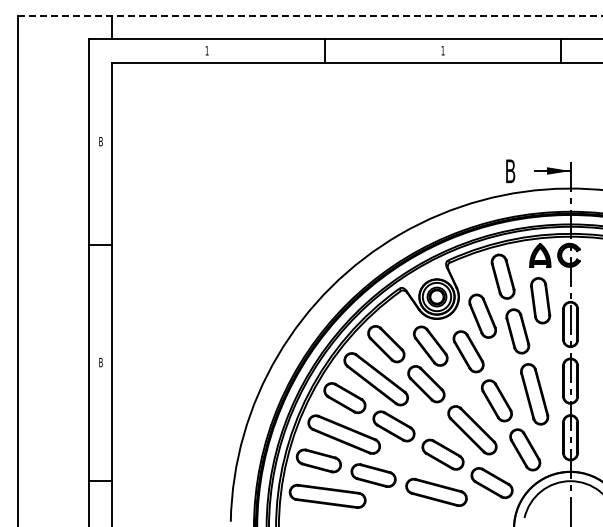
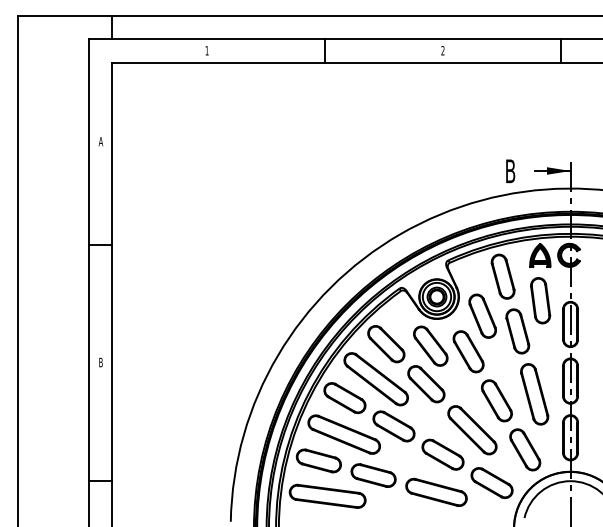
line: dashed -> solid (310, 15)
text: 1 -> 2 (442, 50)
text: B -> A (100, 141)
